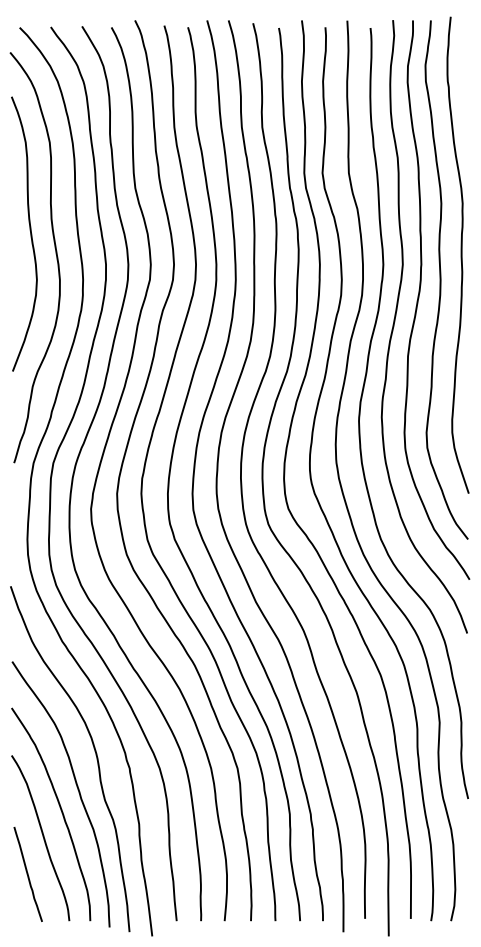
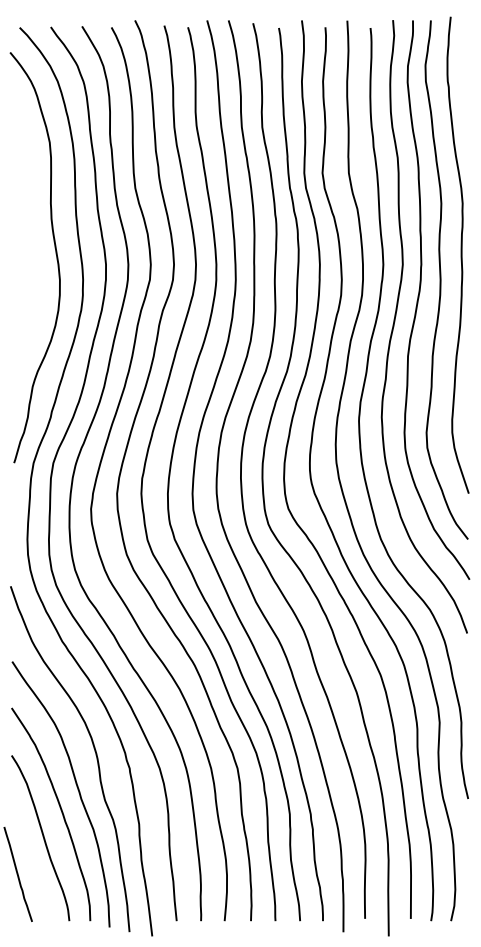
curve: present -> none (29, 230)
curve position: (27, 874) -> (17, 874) (17, 874)
